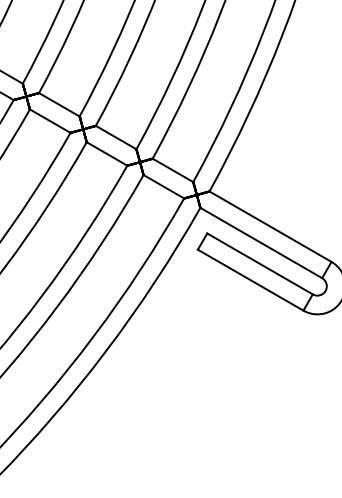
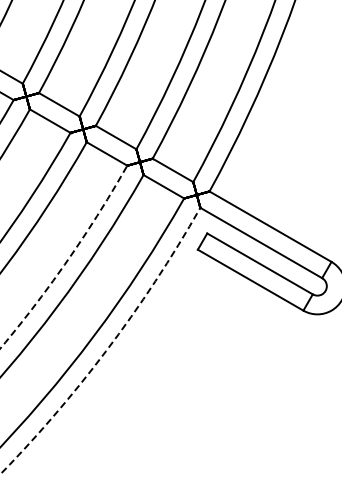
arc: solid -> dashed (67, 260)
arc: solid -> dashed (108, 348)
